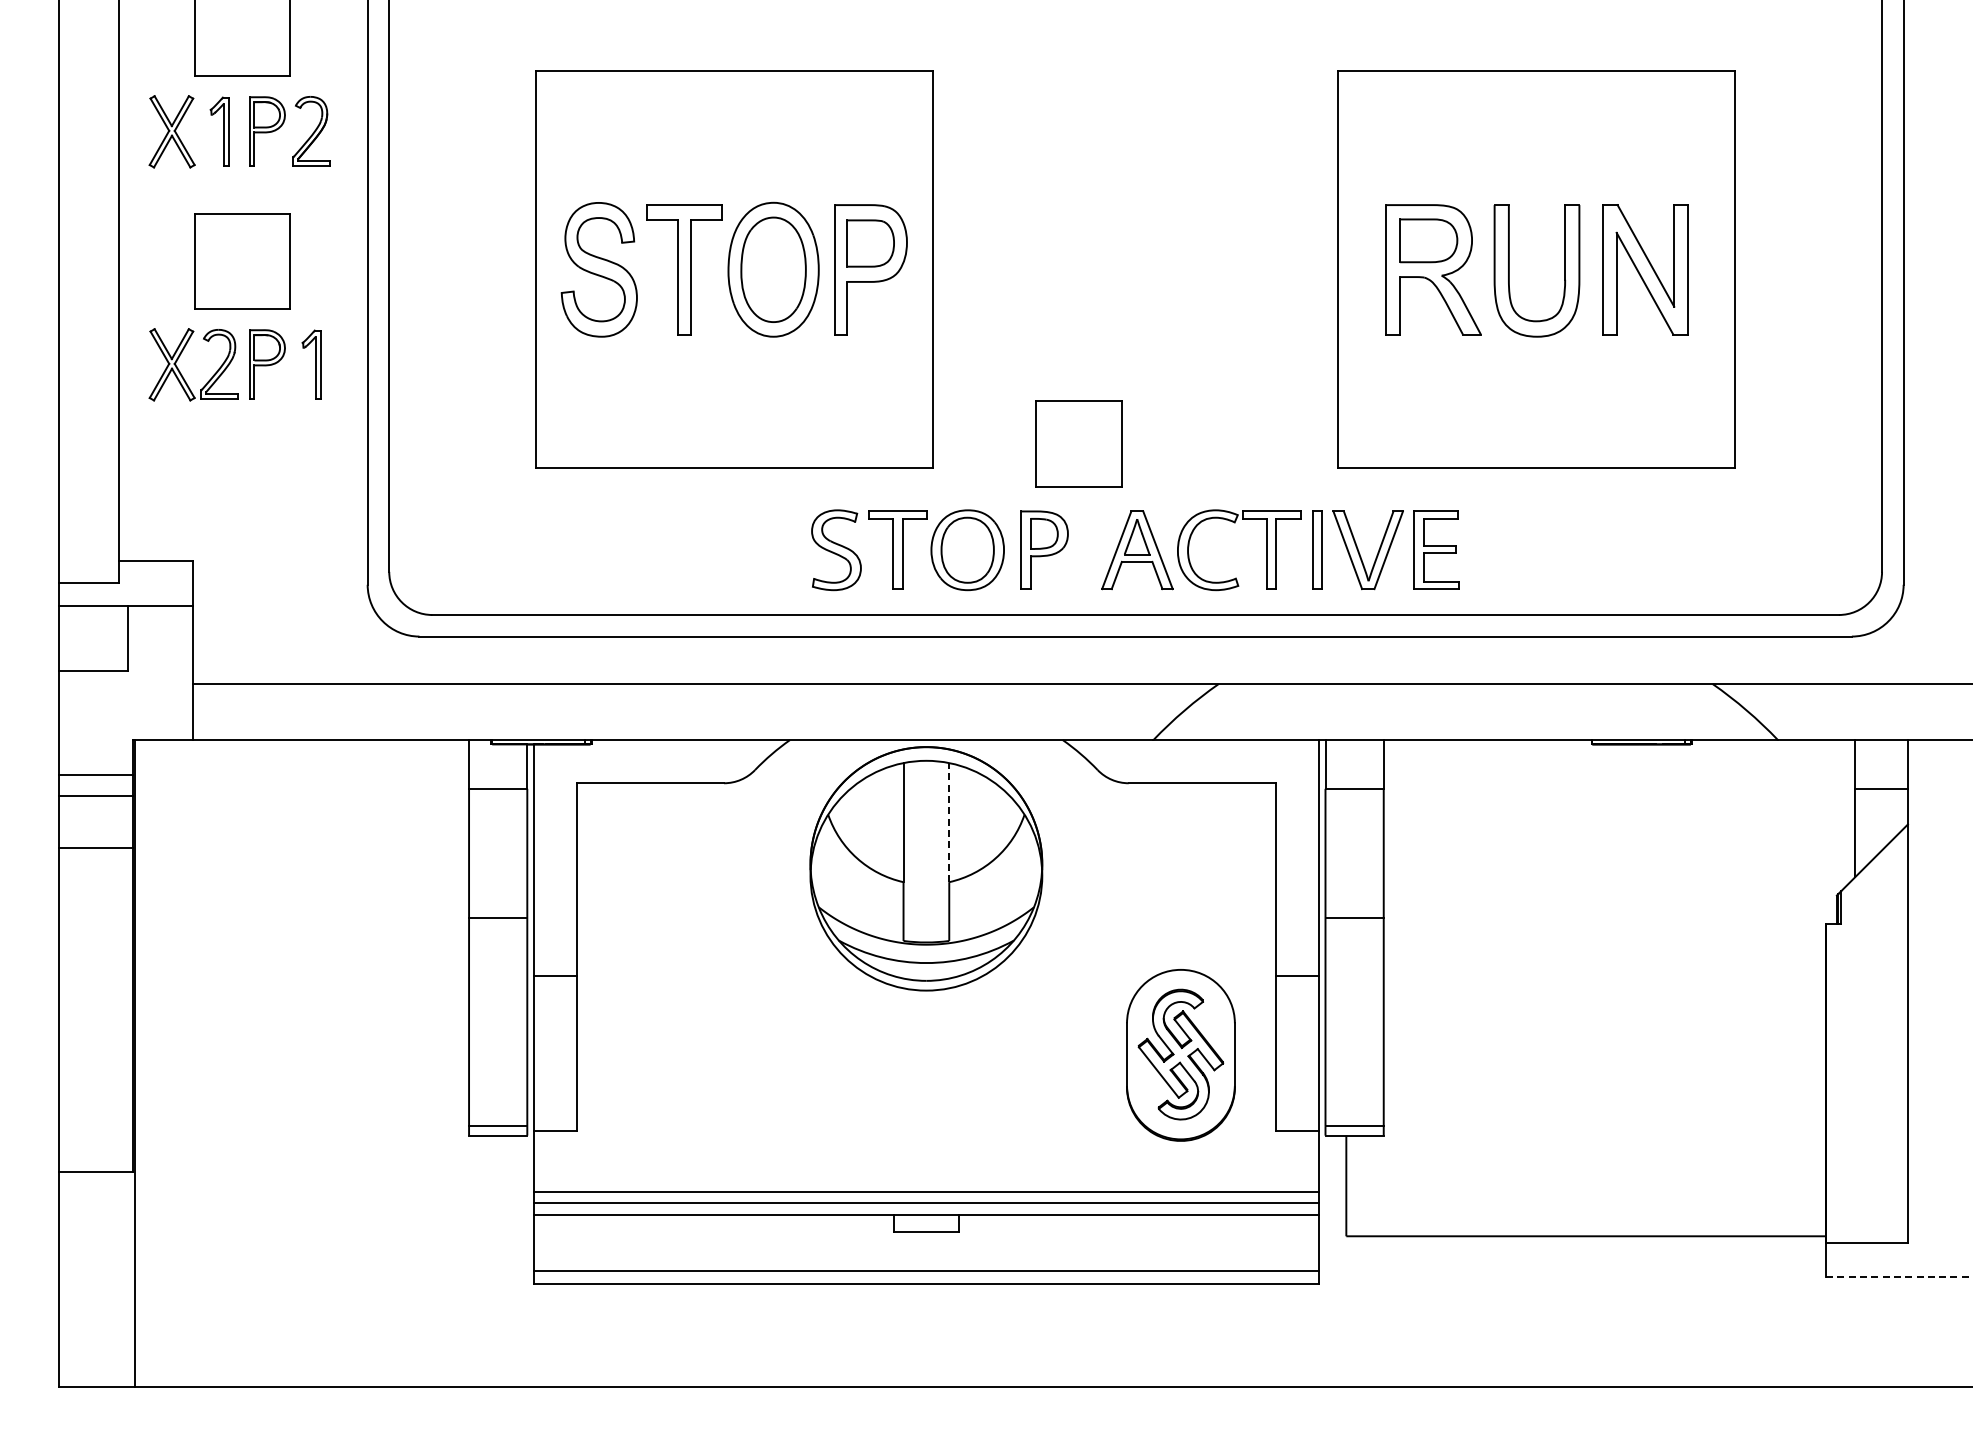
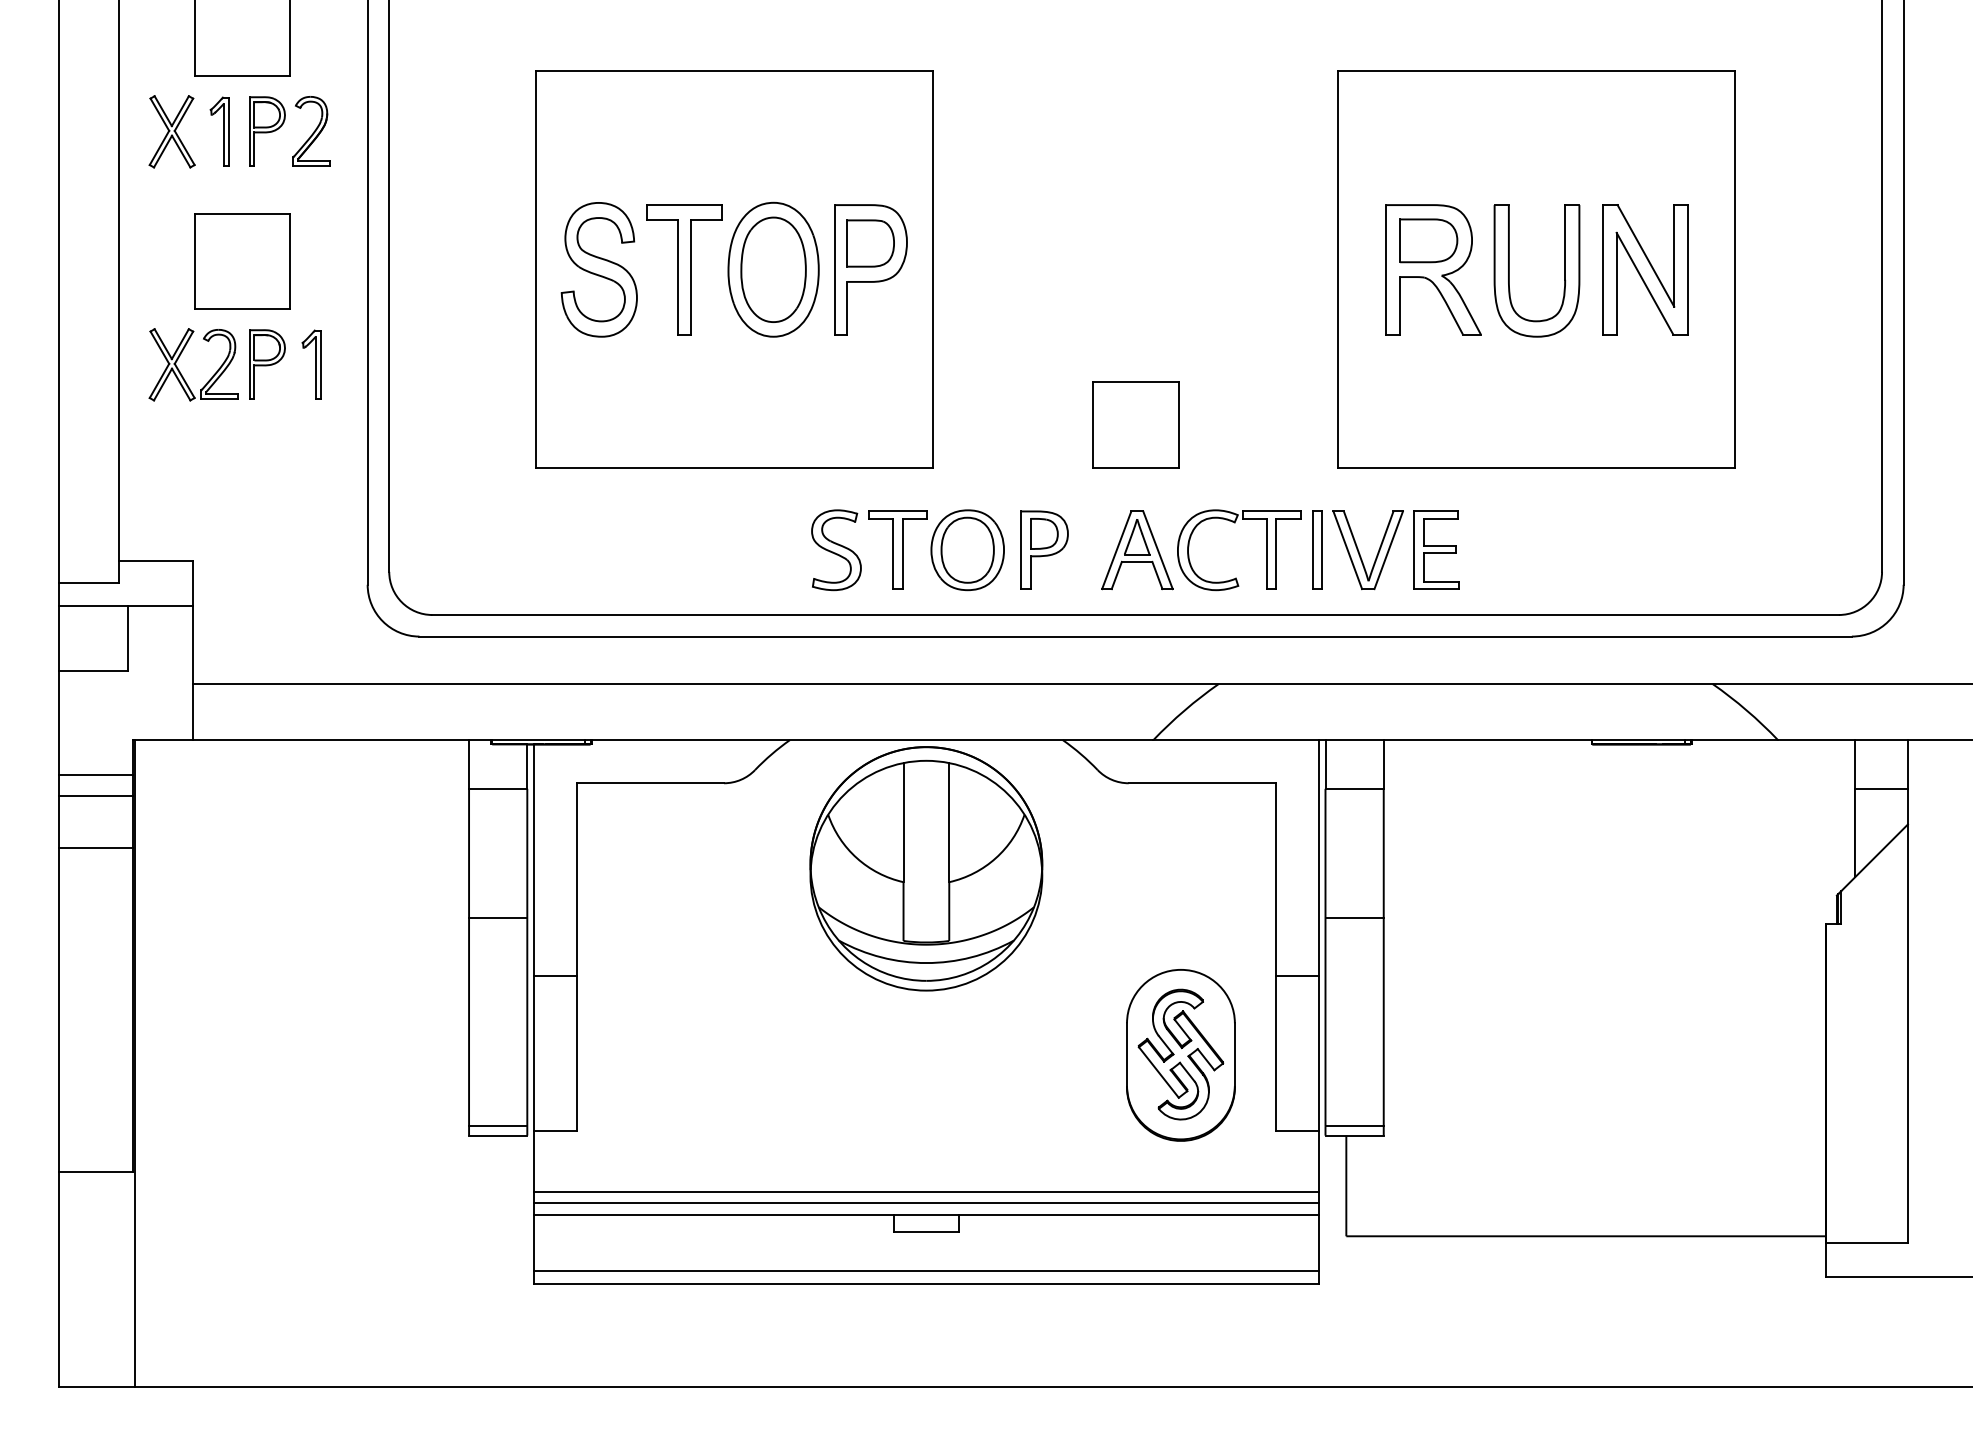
part position: (1078, 443) -> (1135, 424) (1135, 424)
line: dashed -> solid (949, 822)
line: dashed -> solid (1899, 1277)
